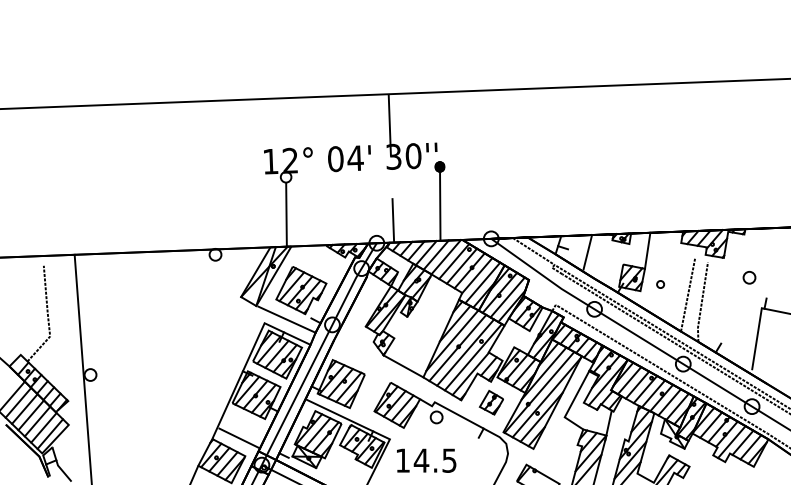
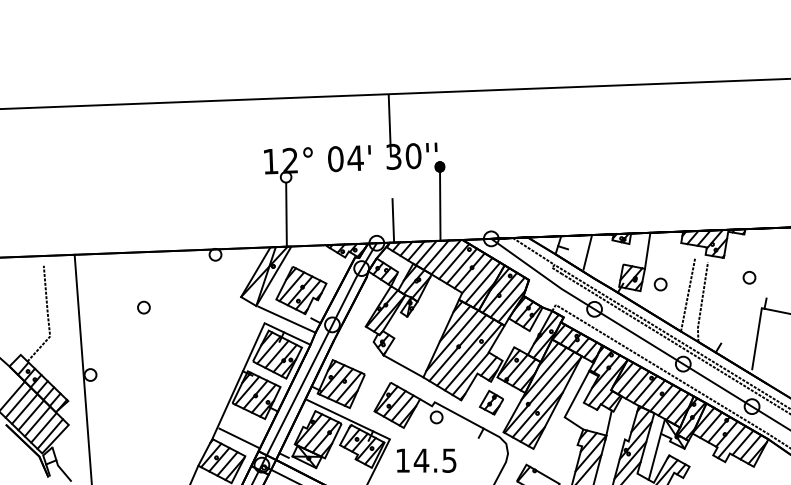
part size: 10x9 px -> 15x15 px (660, 284)
part: none -> present (143, 307)
line: none -> present (654, 456)
